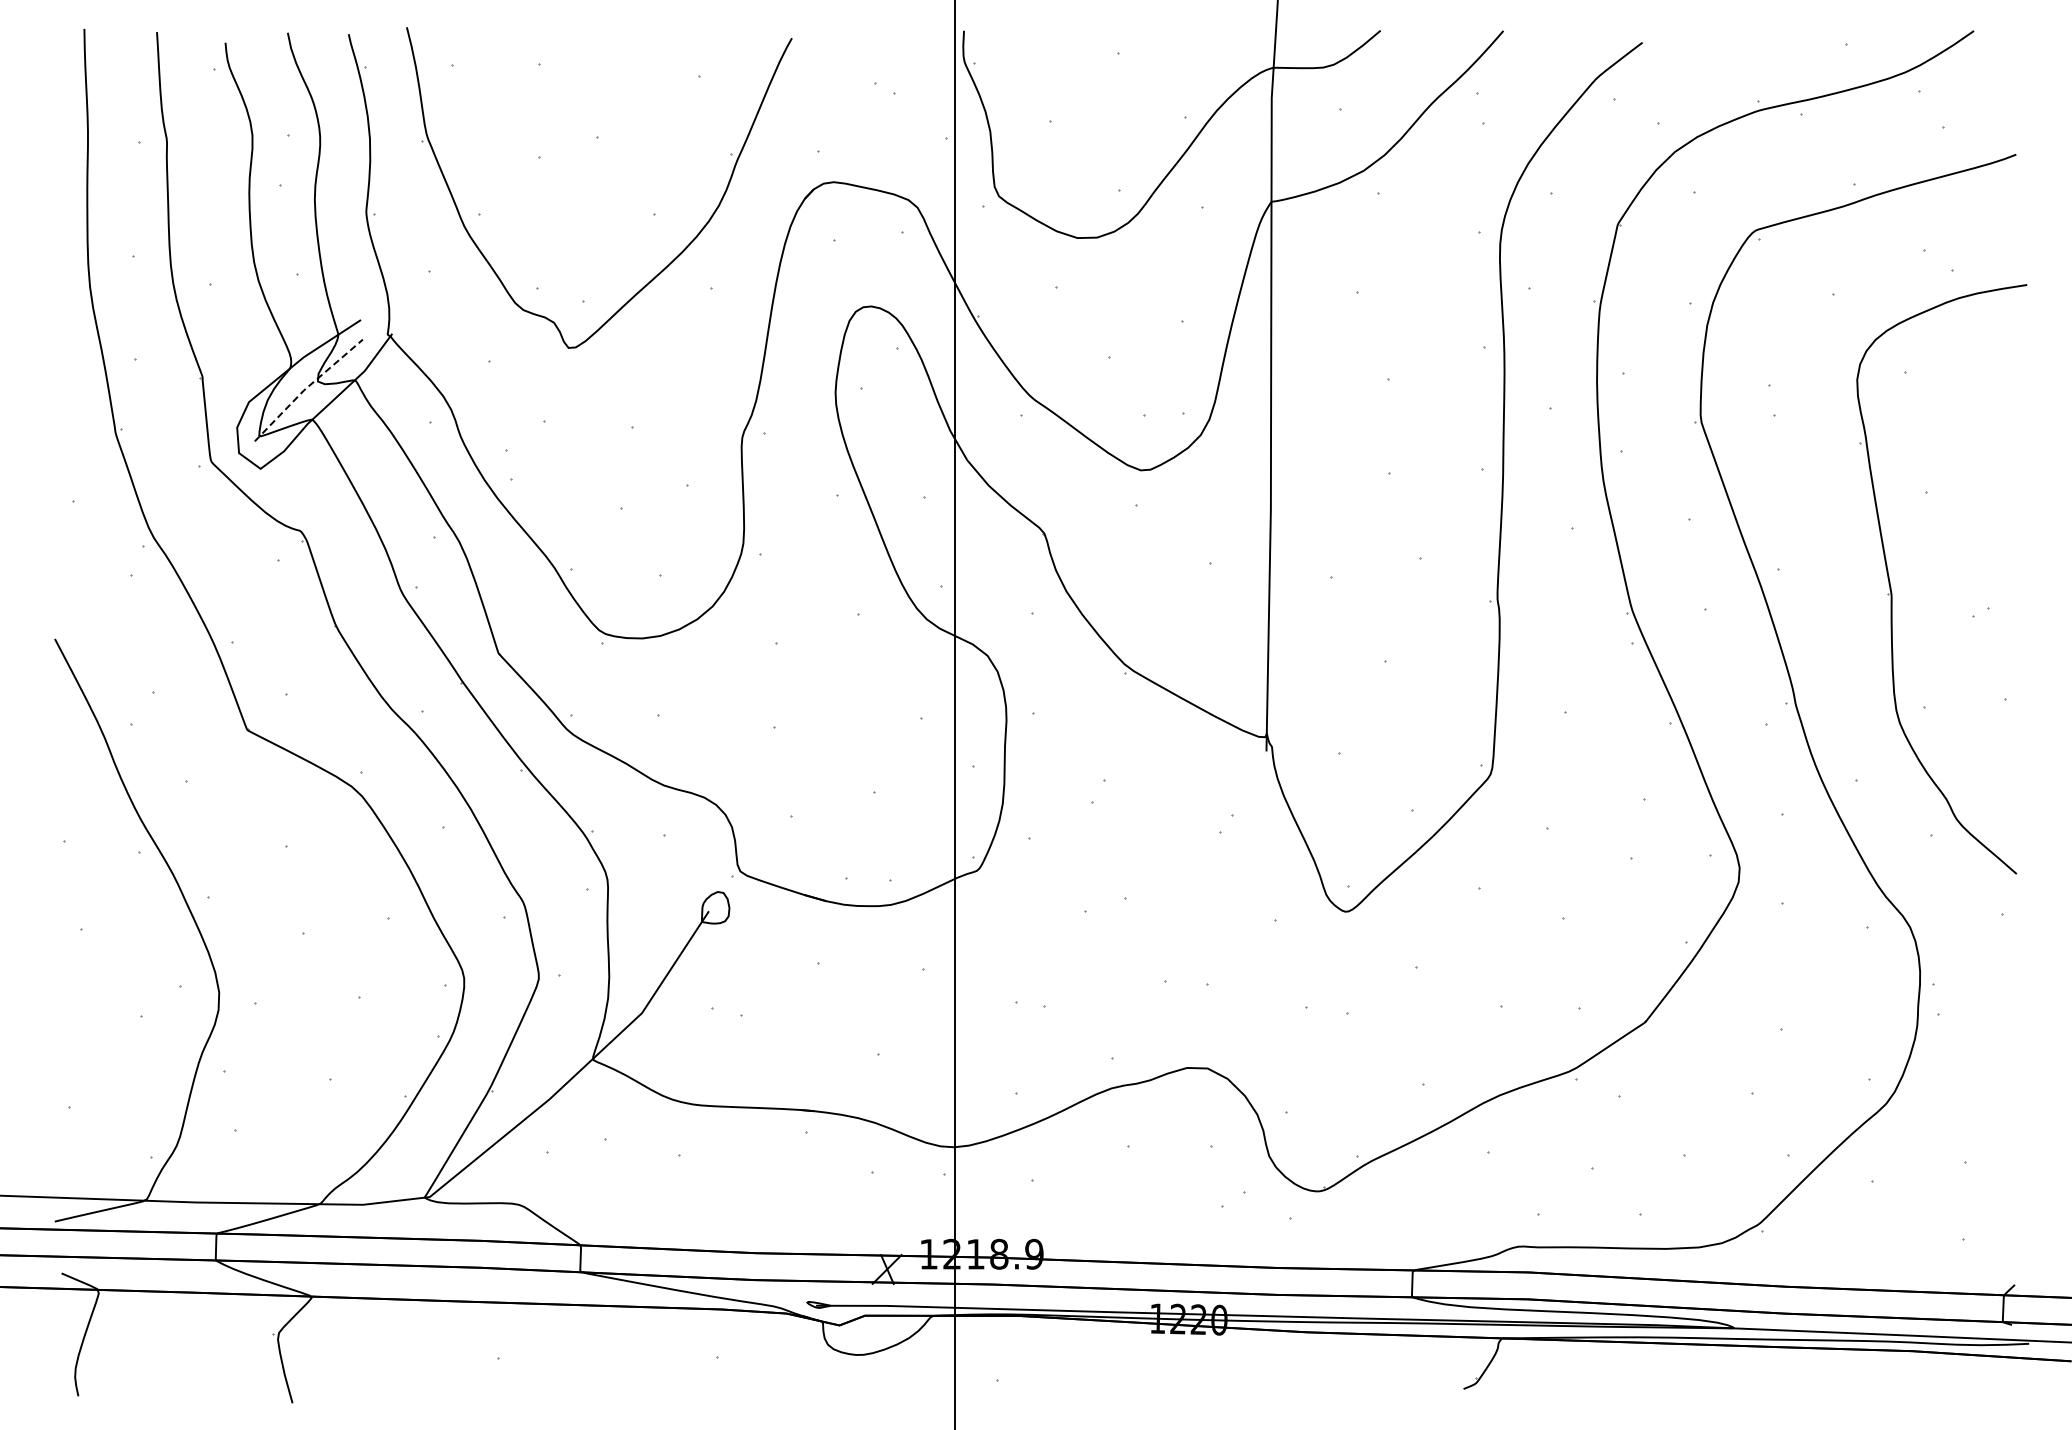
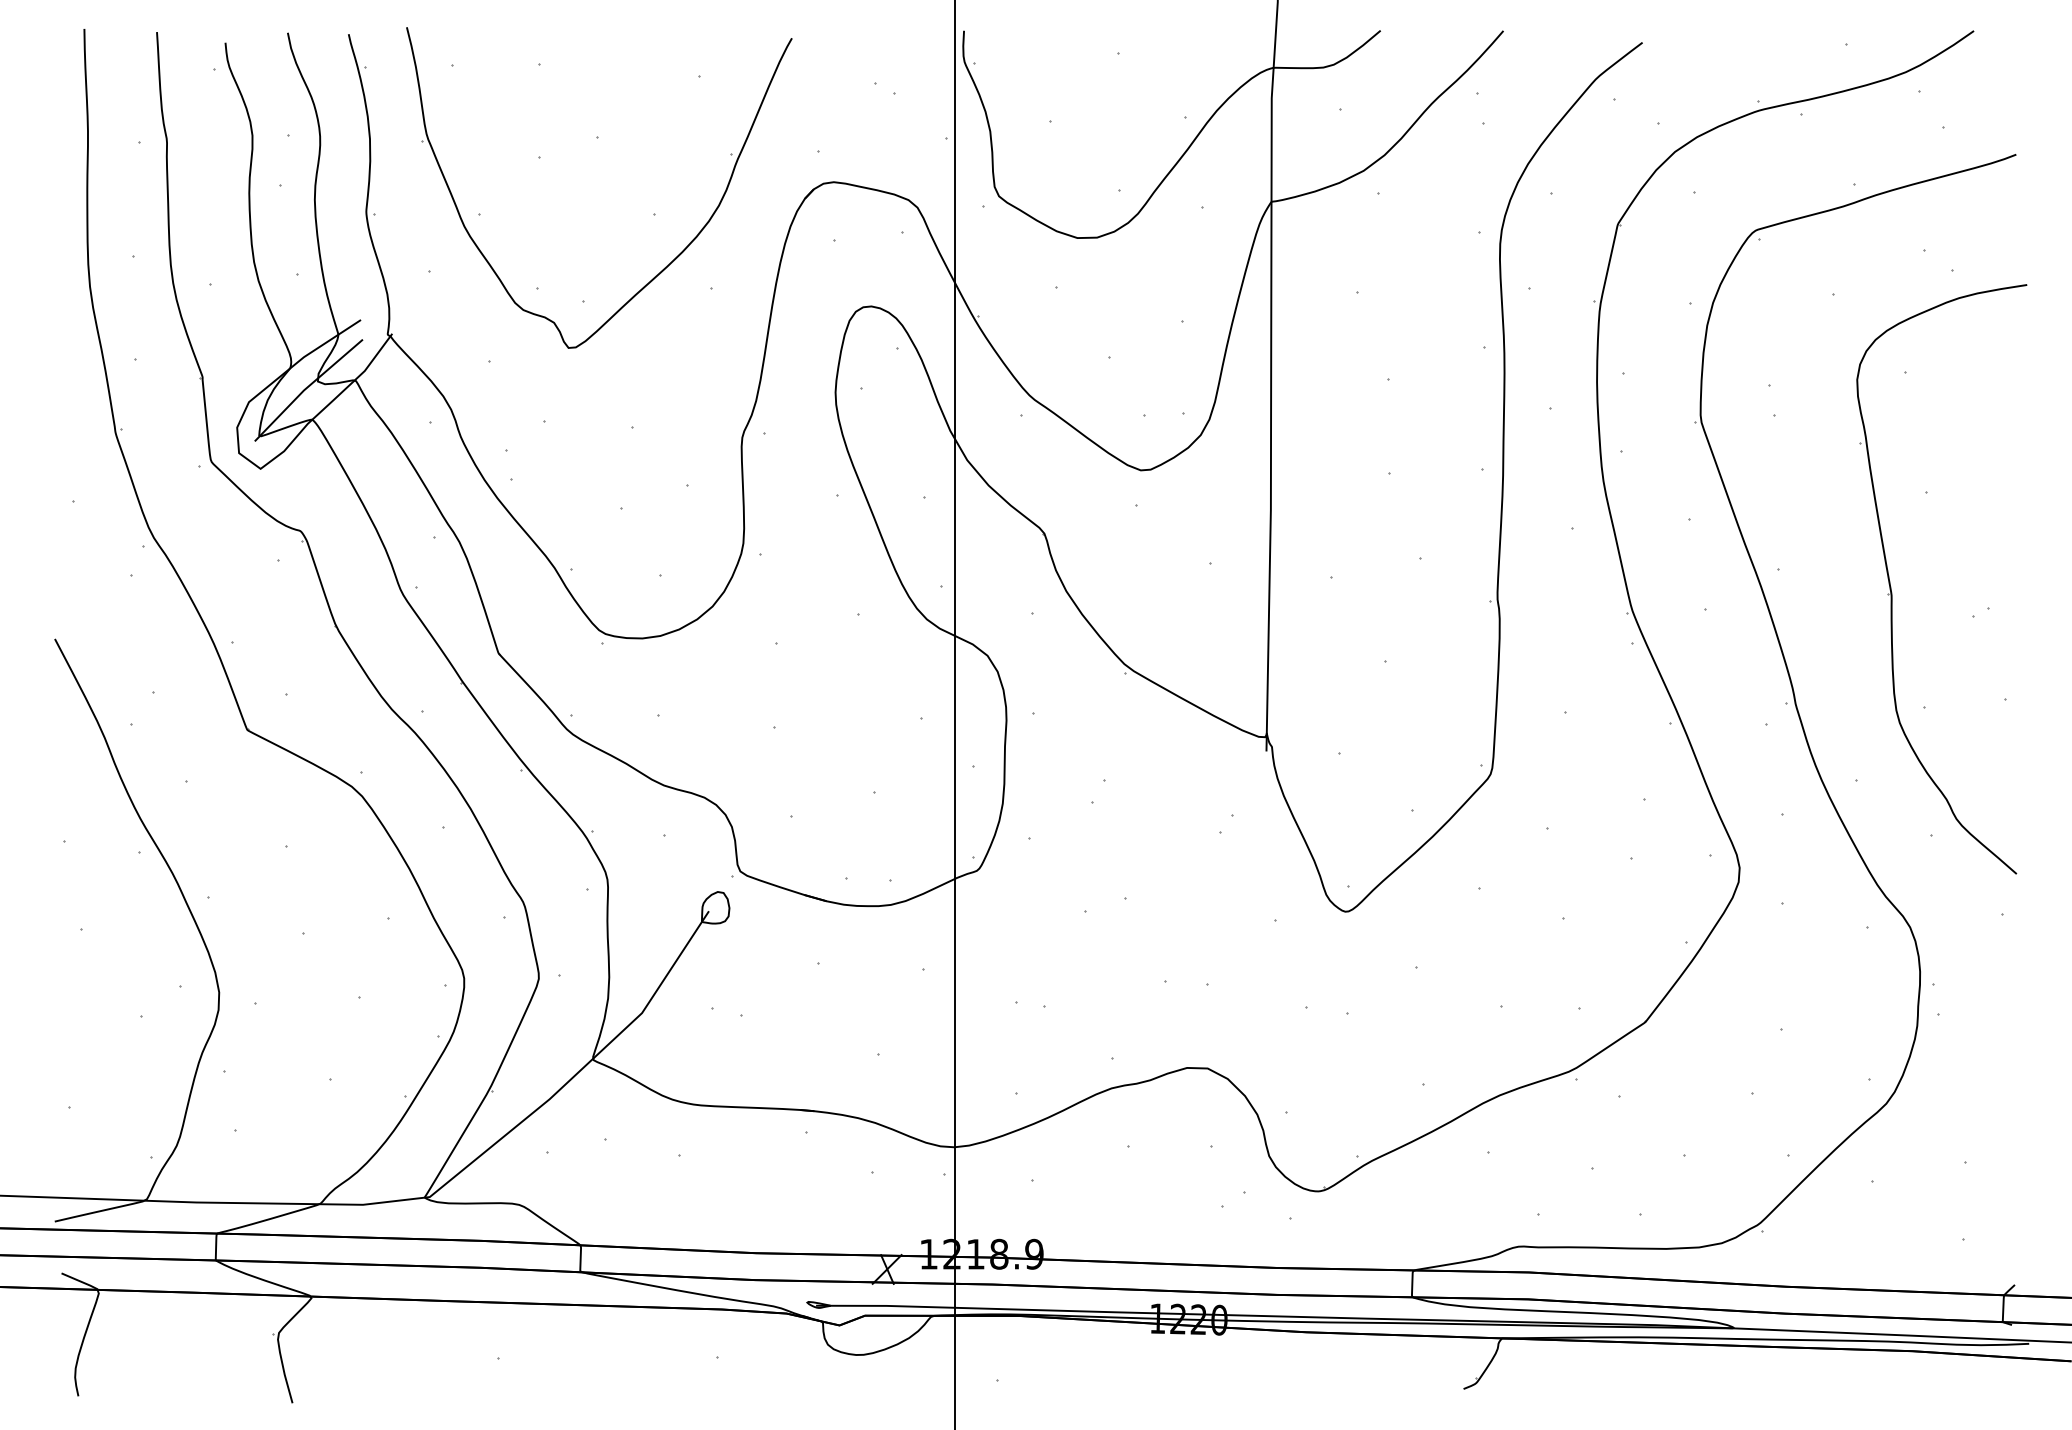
line: dashed -> solid (306, 388)
